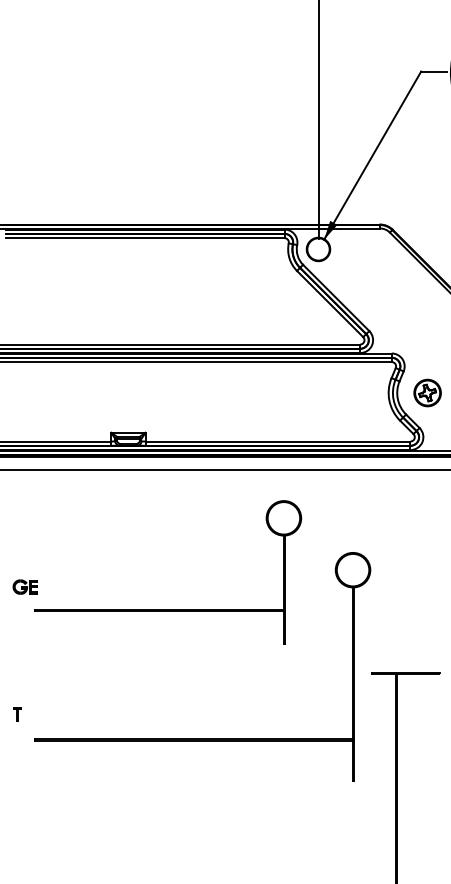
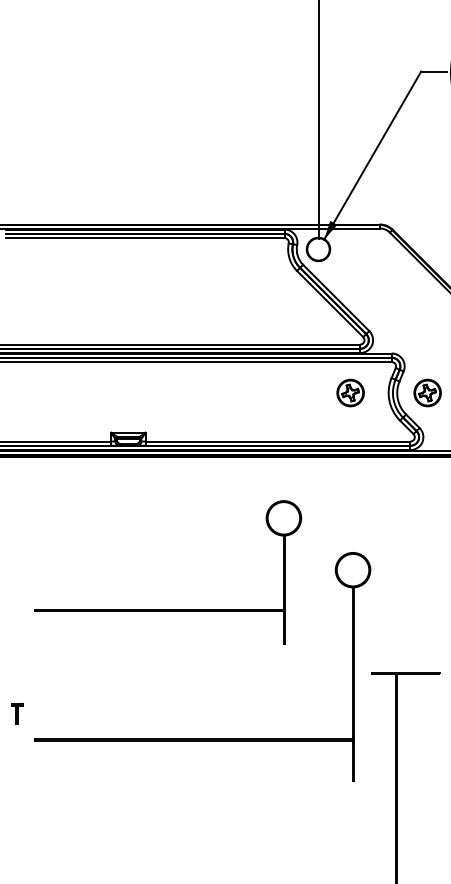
part: none -> present (350, 392)
line: present -> none (224, 470)
part: present -> none (24, 586)
part size: 9x15 px -> 13x22 px (17, 713)
